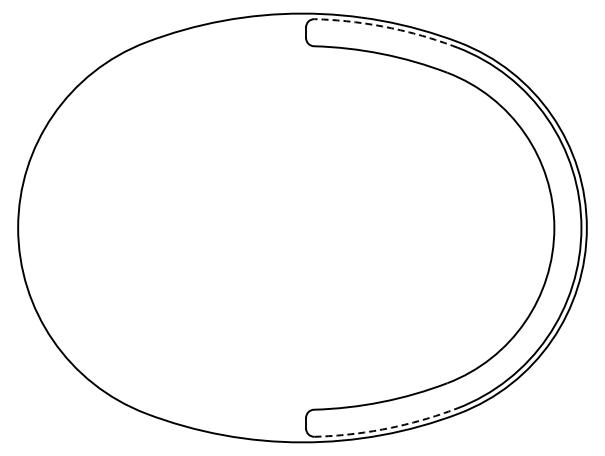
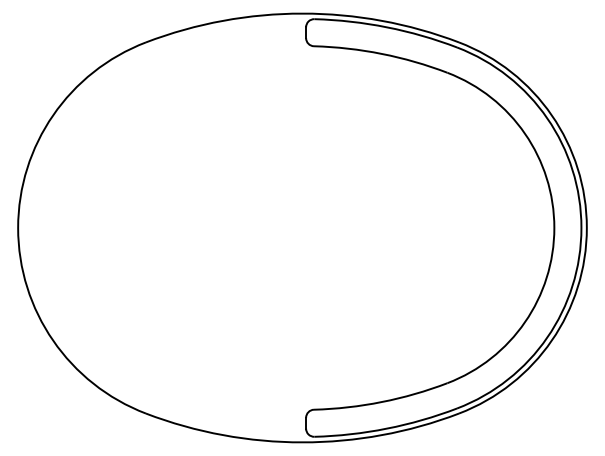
arc: dashed -> solid (386, 27)
arc: dashed -> solid (386, 428)
